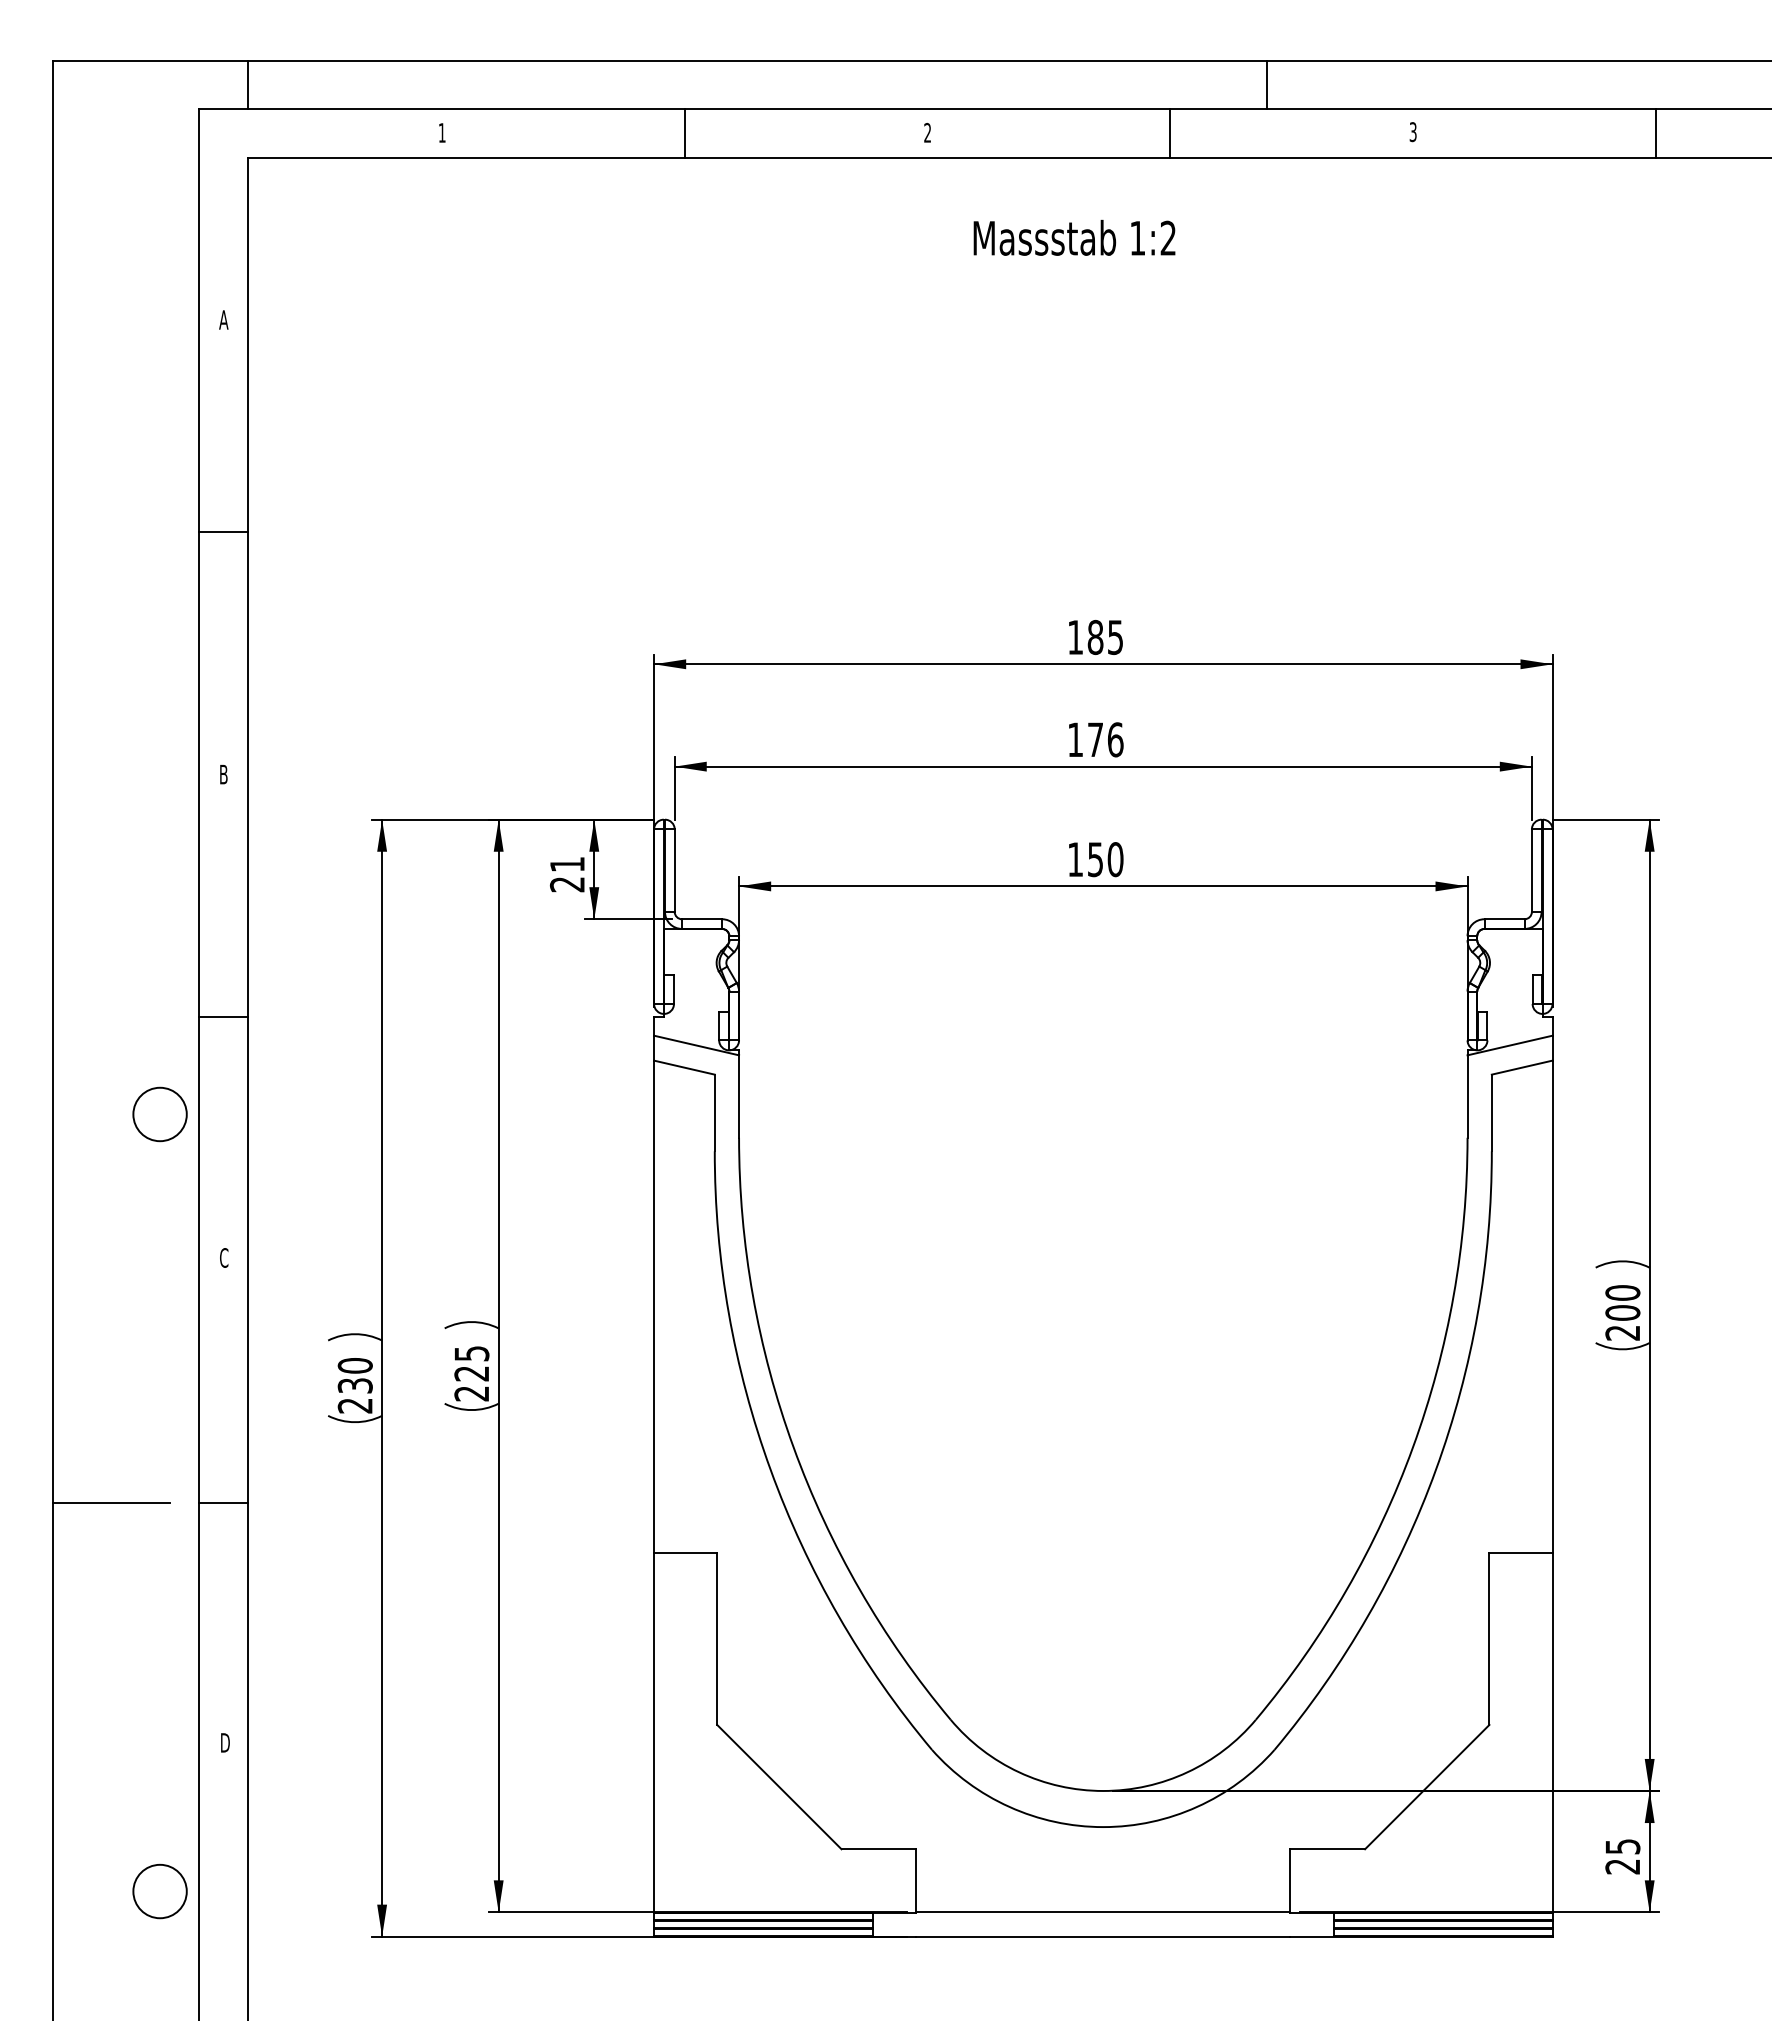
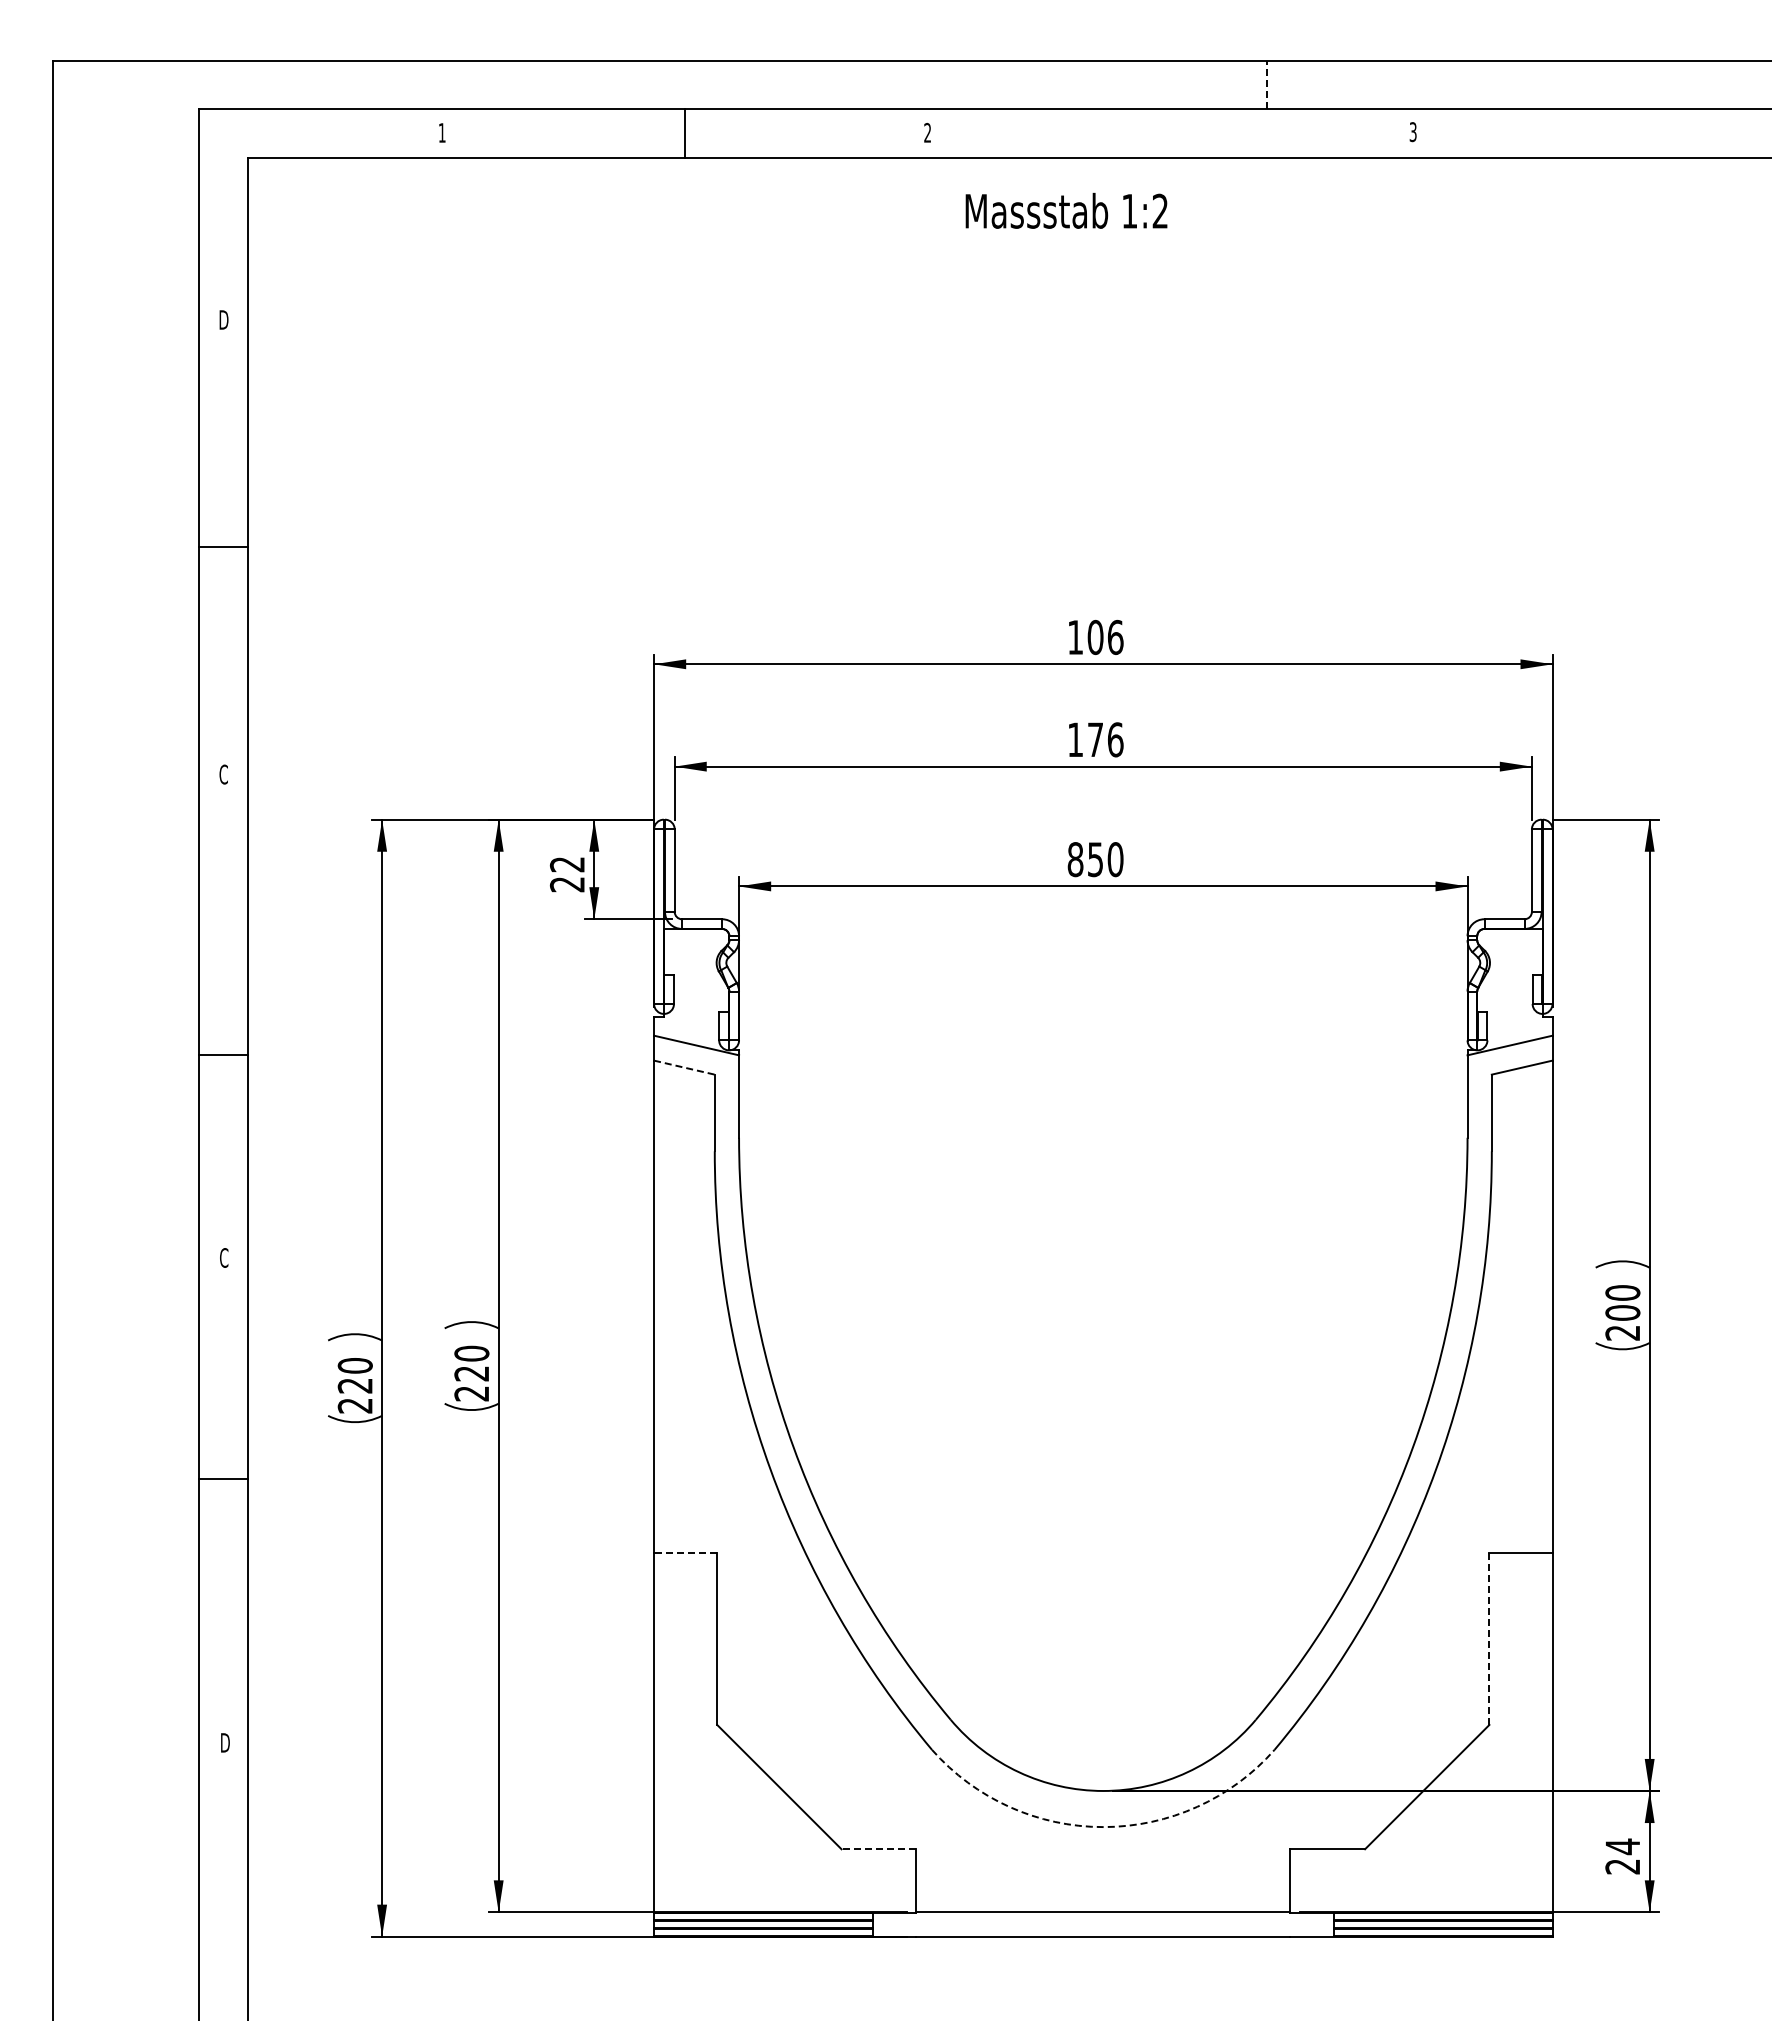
line: present -> none (247, 84)
line: solid -> dashed (1267, 84)
line: present -> none (1170, 133)
line: present -> none (1655, 133)
text position: (1074, 237) -> (1066, 210) (1066, 210)
text: A -> D (223, 319)
line position: (222, 531) -> (222, 546) (222, 546)
text: 185 -> 106 (1105, 637)
text: B -> C (223, 774)
text: 150 -> 850 (1075, 859)
text: 21 -> 22 (566, 864)
line position: (222, 1017) -> (222, 1055) (222, 1055)
line: solid -> dashed (684, 1067)
circle: present -> none (159, 1114)
text: 225 -> 220 (471, 1353)
text: 230 -> 220 (355, 1385)
line: present -> none (111, 1503)
line position: (222, 1503) -> (222, 1479) (222, 1479)
line: solid -> dashed (685, 1553)
line: solid -> dashed (1489, 1638)
arc: solid -> dashed (1103, 1827)
text: 25 -> 24 (1622, 1846)
line: solid -> dashed (878, 1849)
circle: present -> none (159, 1891)
